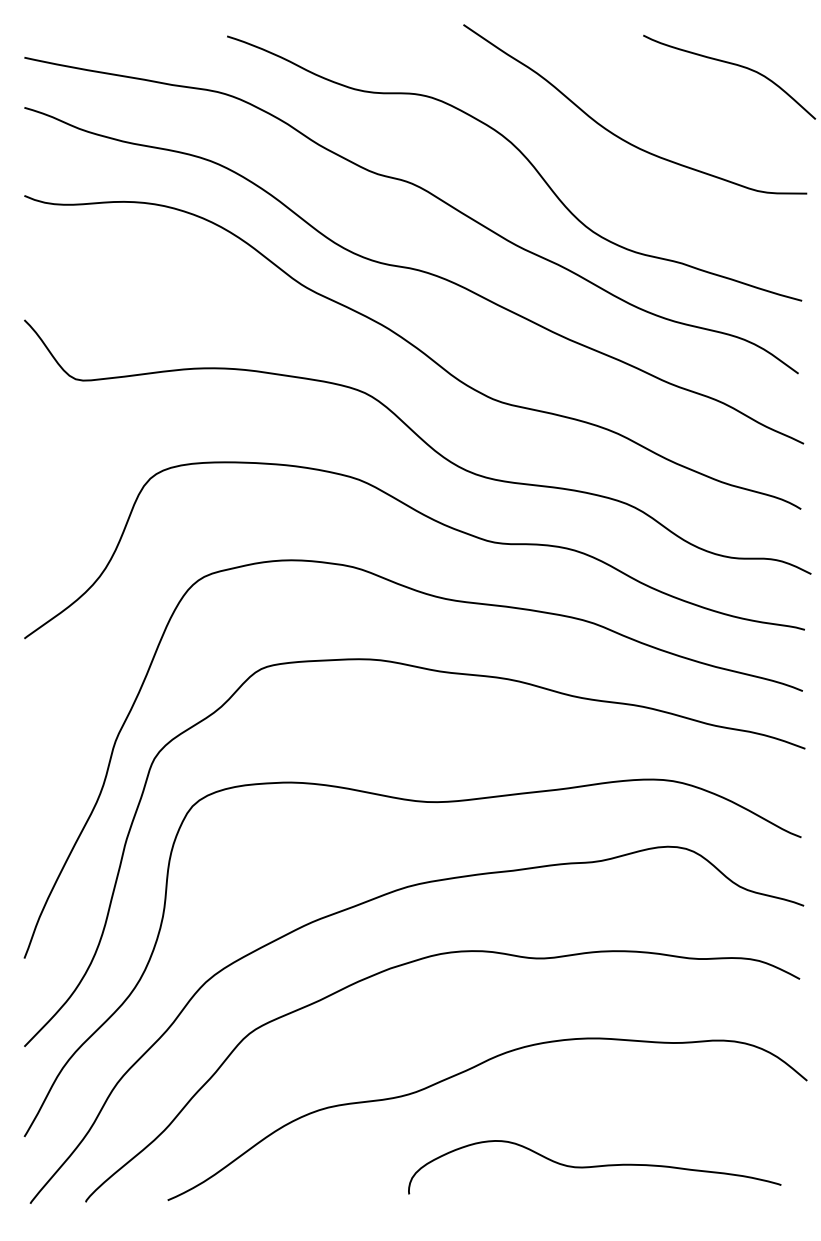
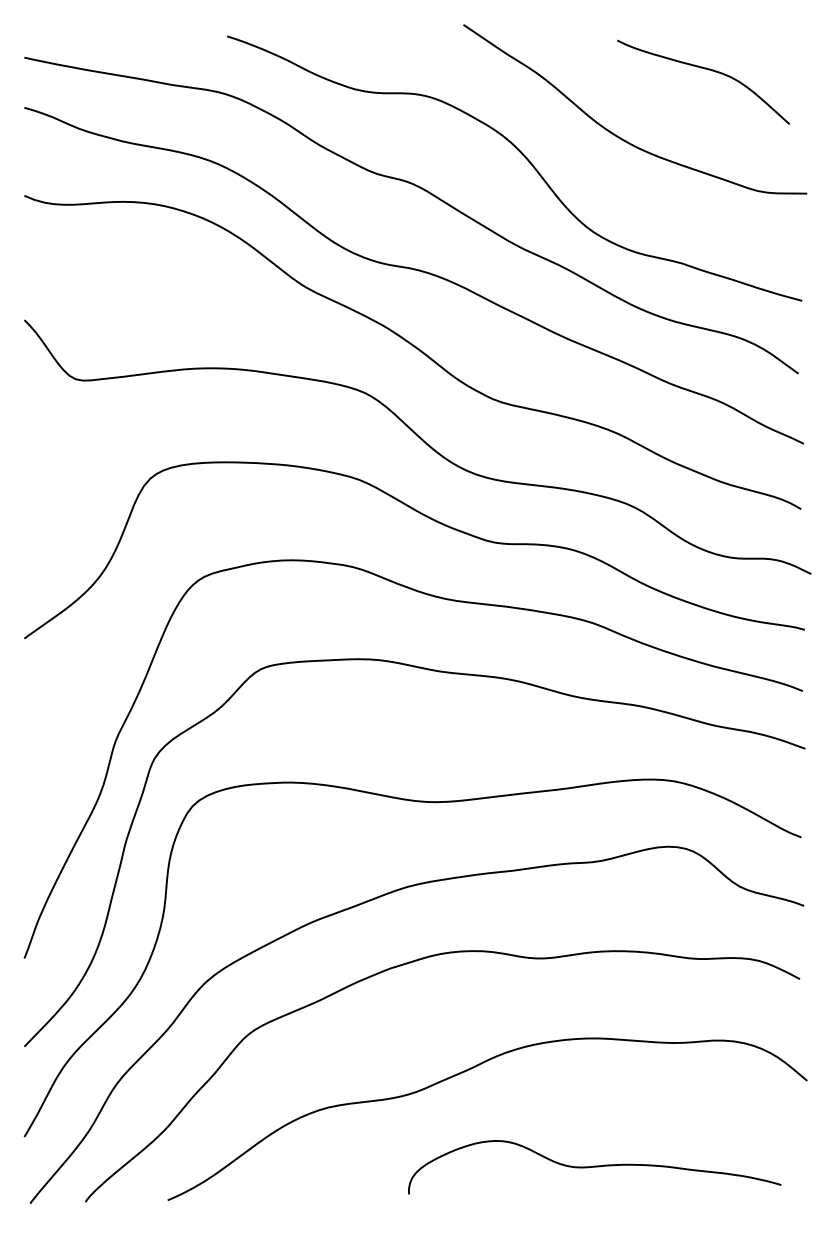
curve position: (730, 64) -> (704, 69) (704, 69)
